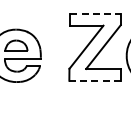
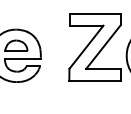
line: dashed -> solid (95, 13)
line: dashed -> solid (95, 80)
